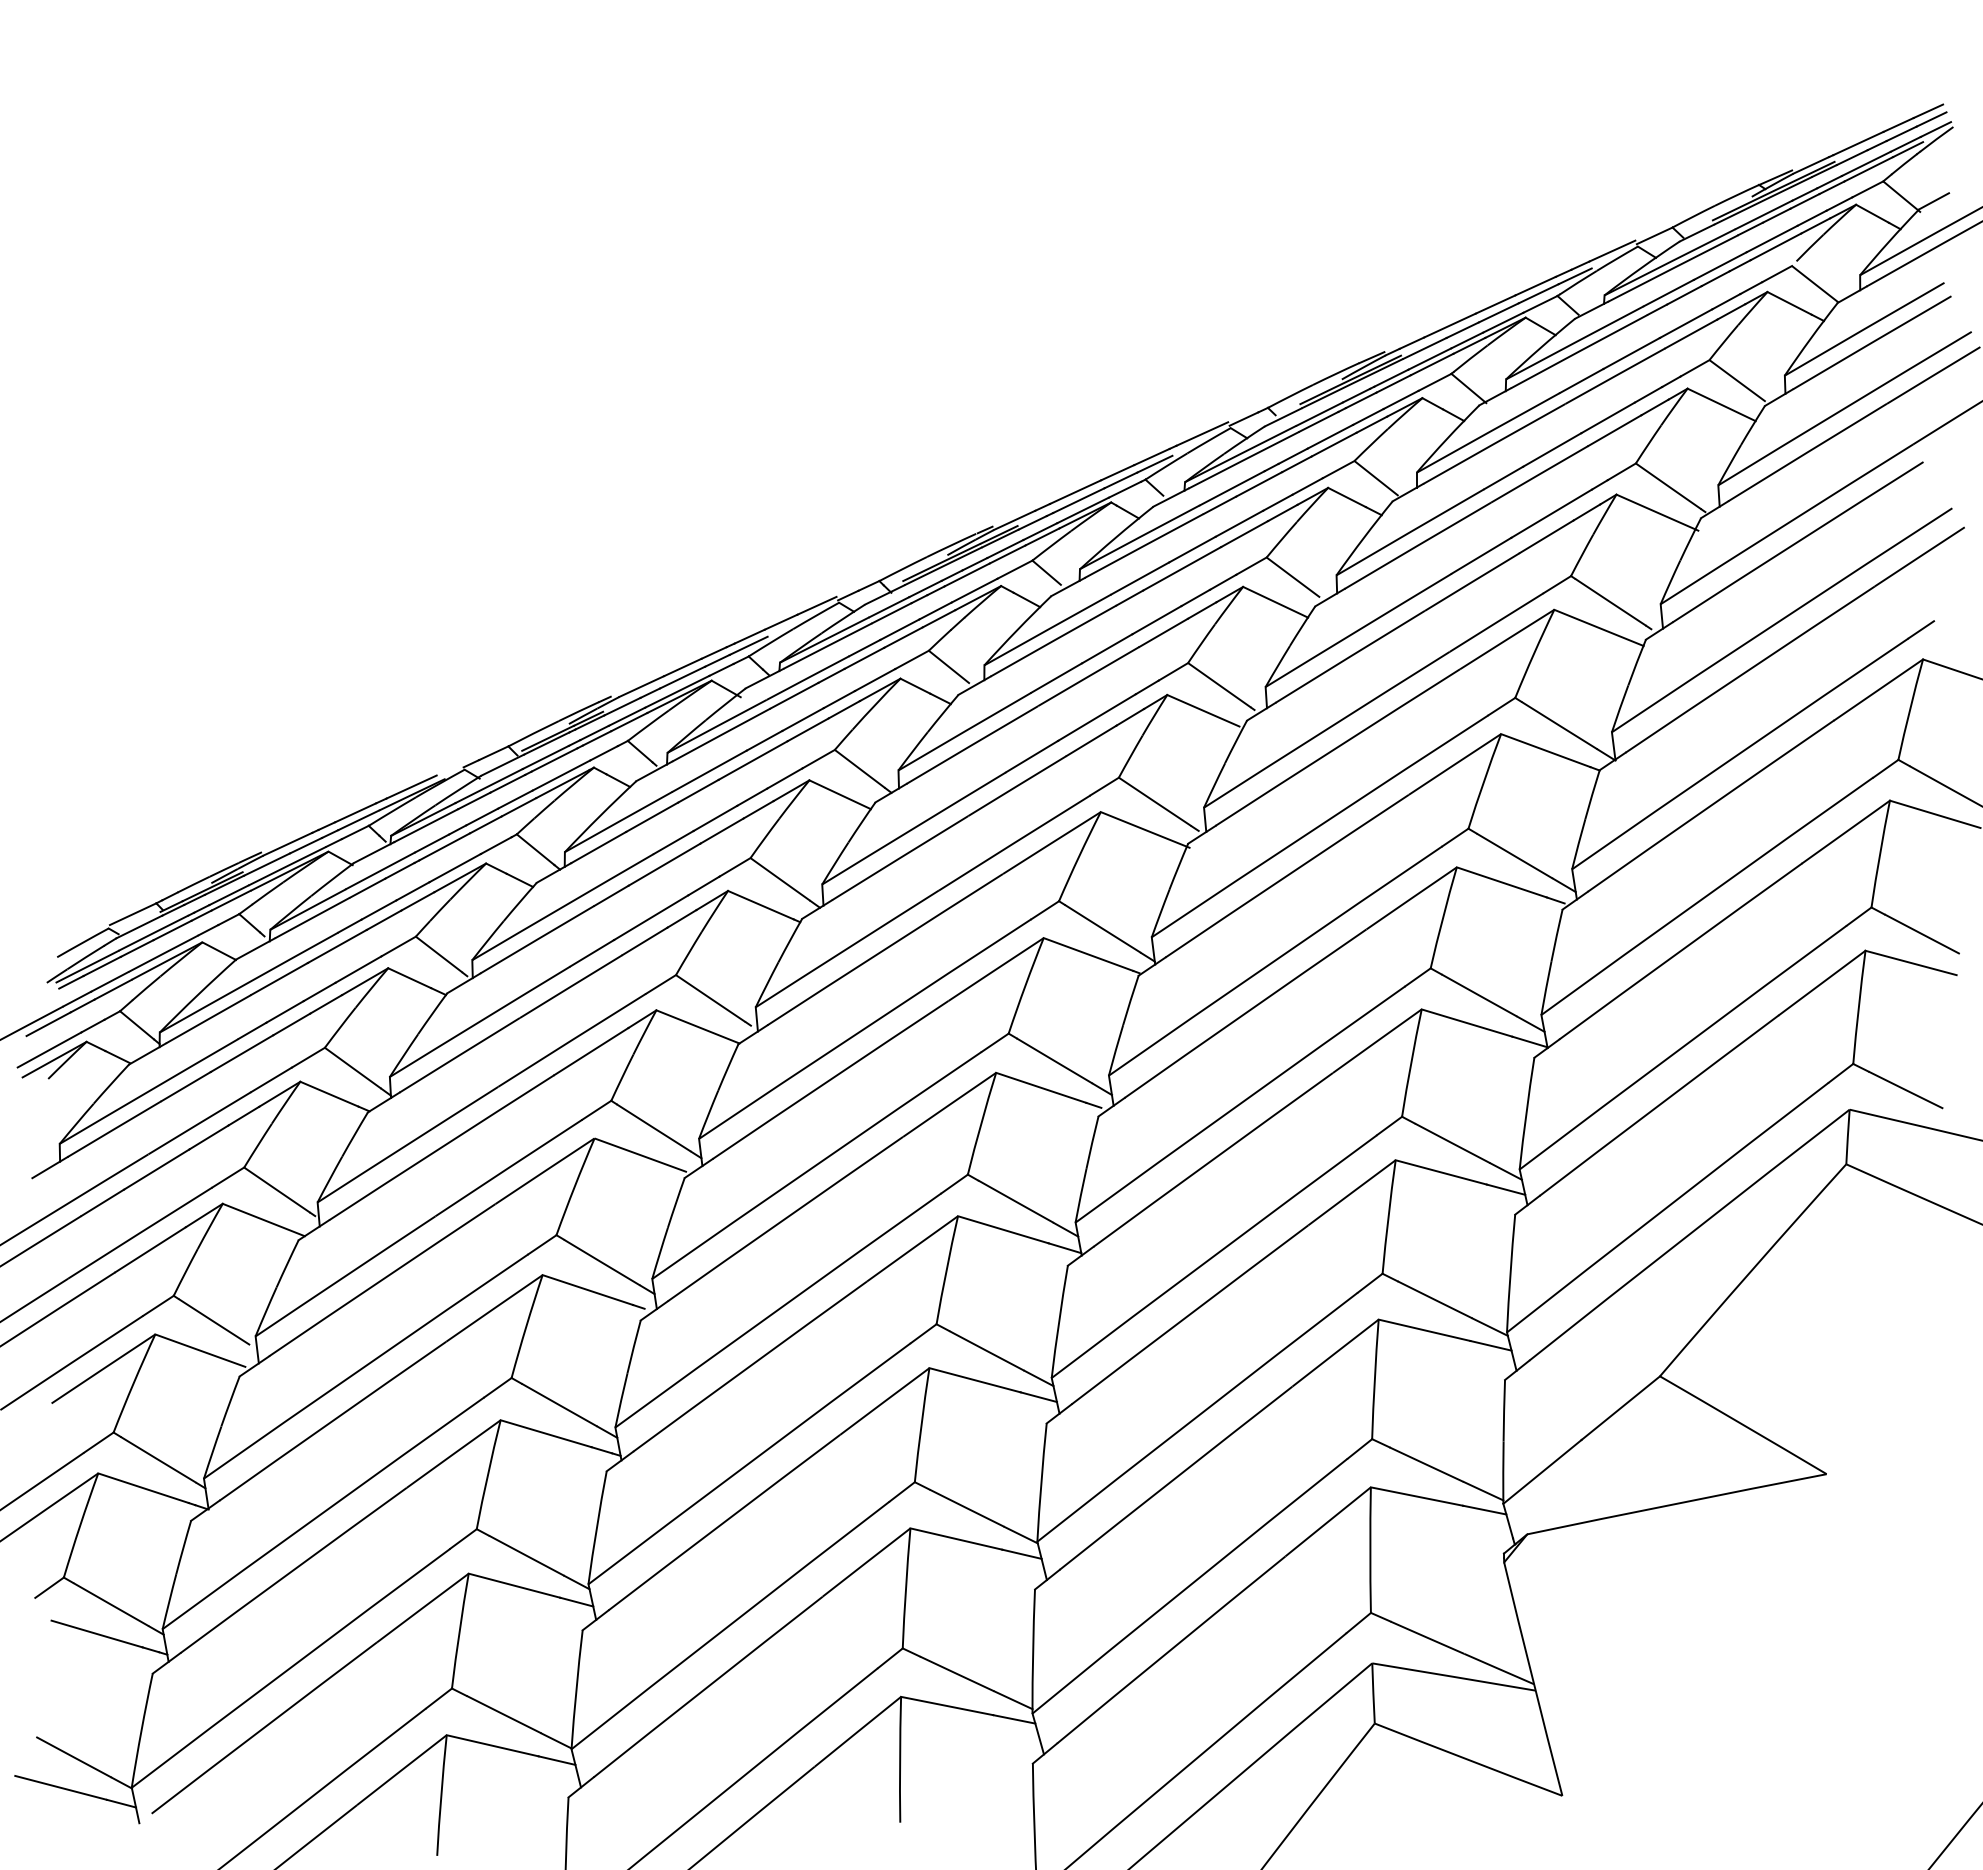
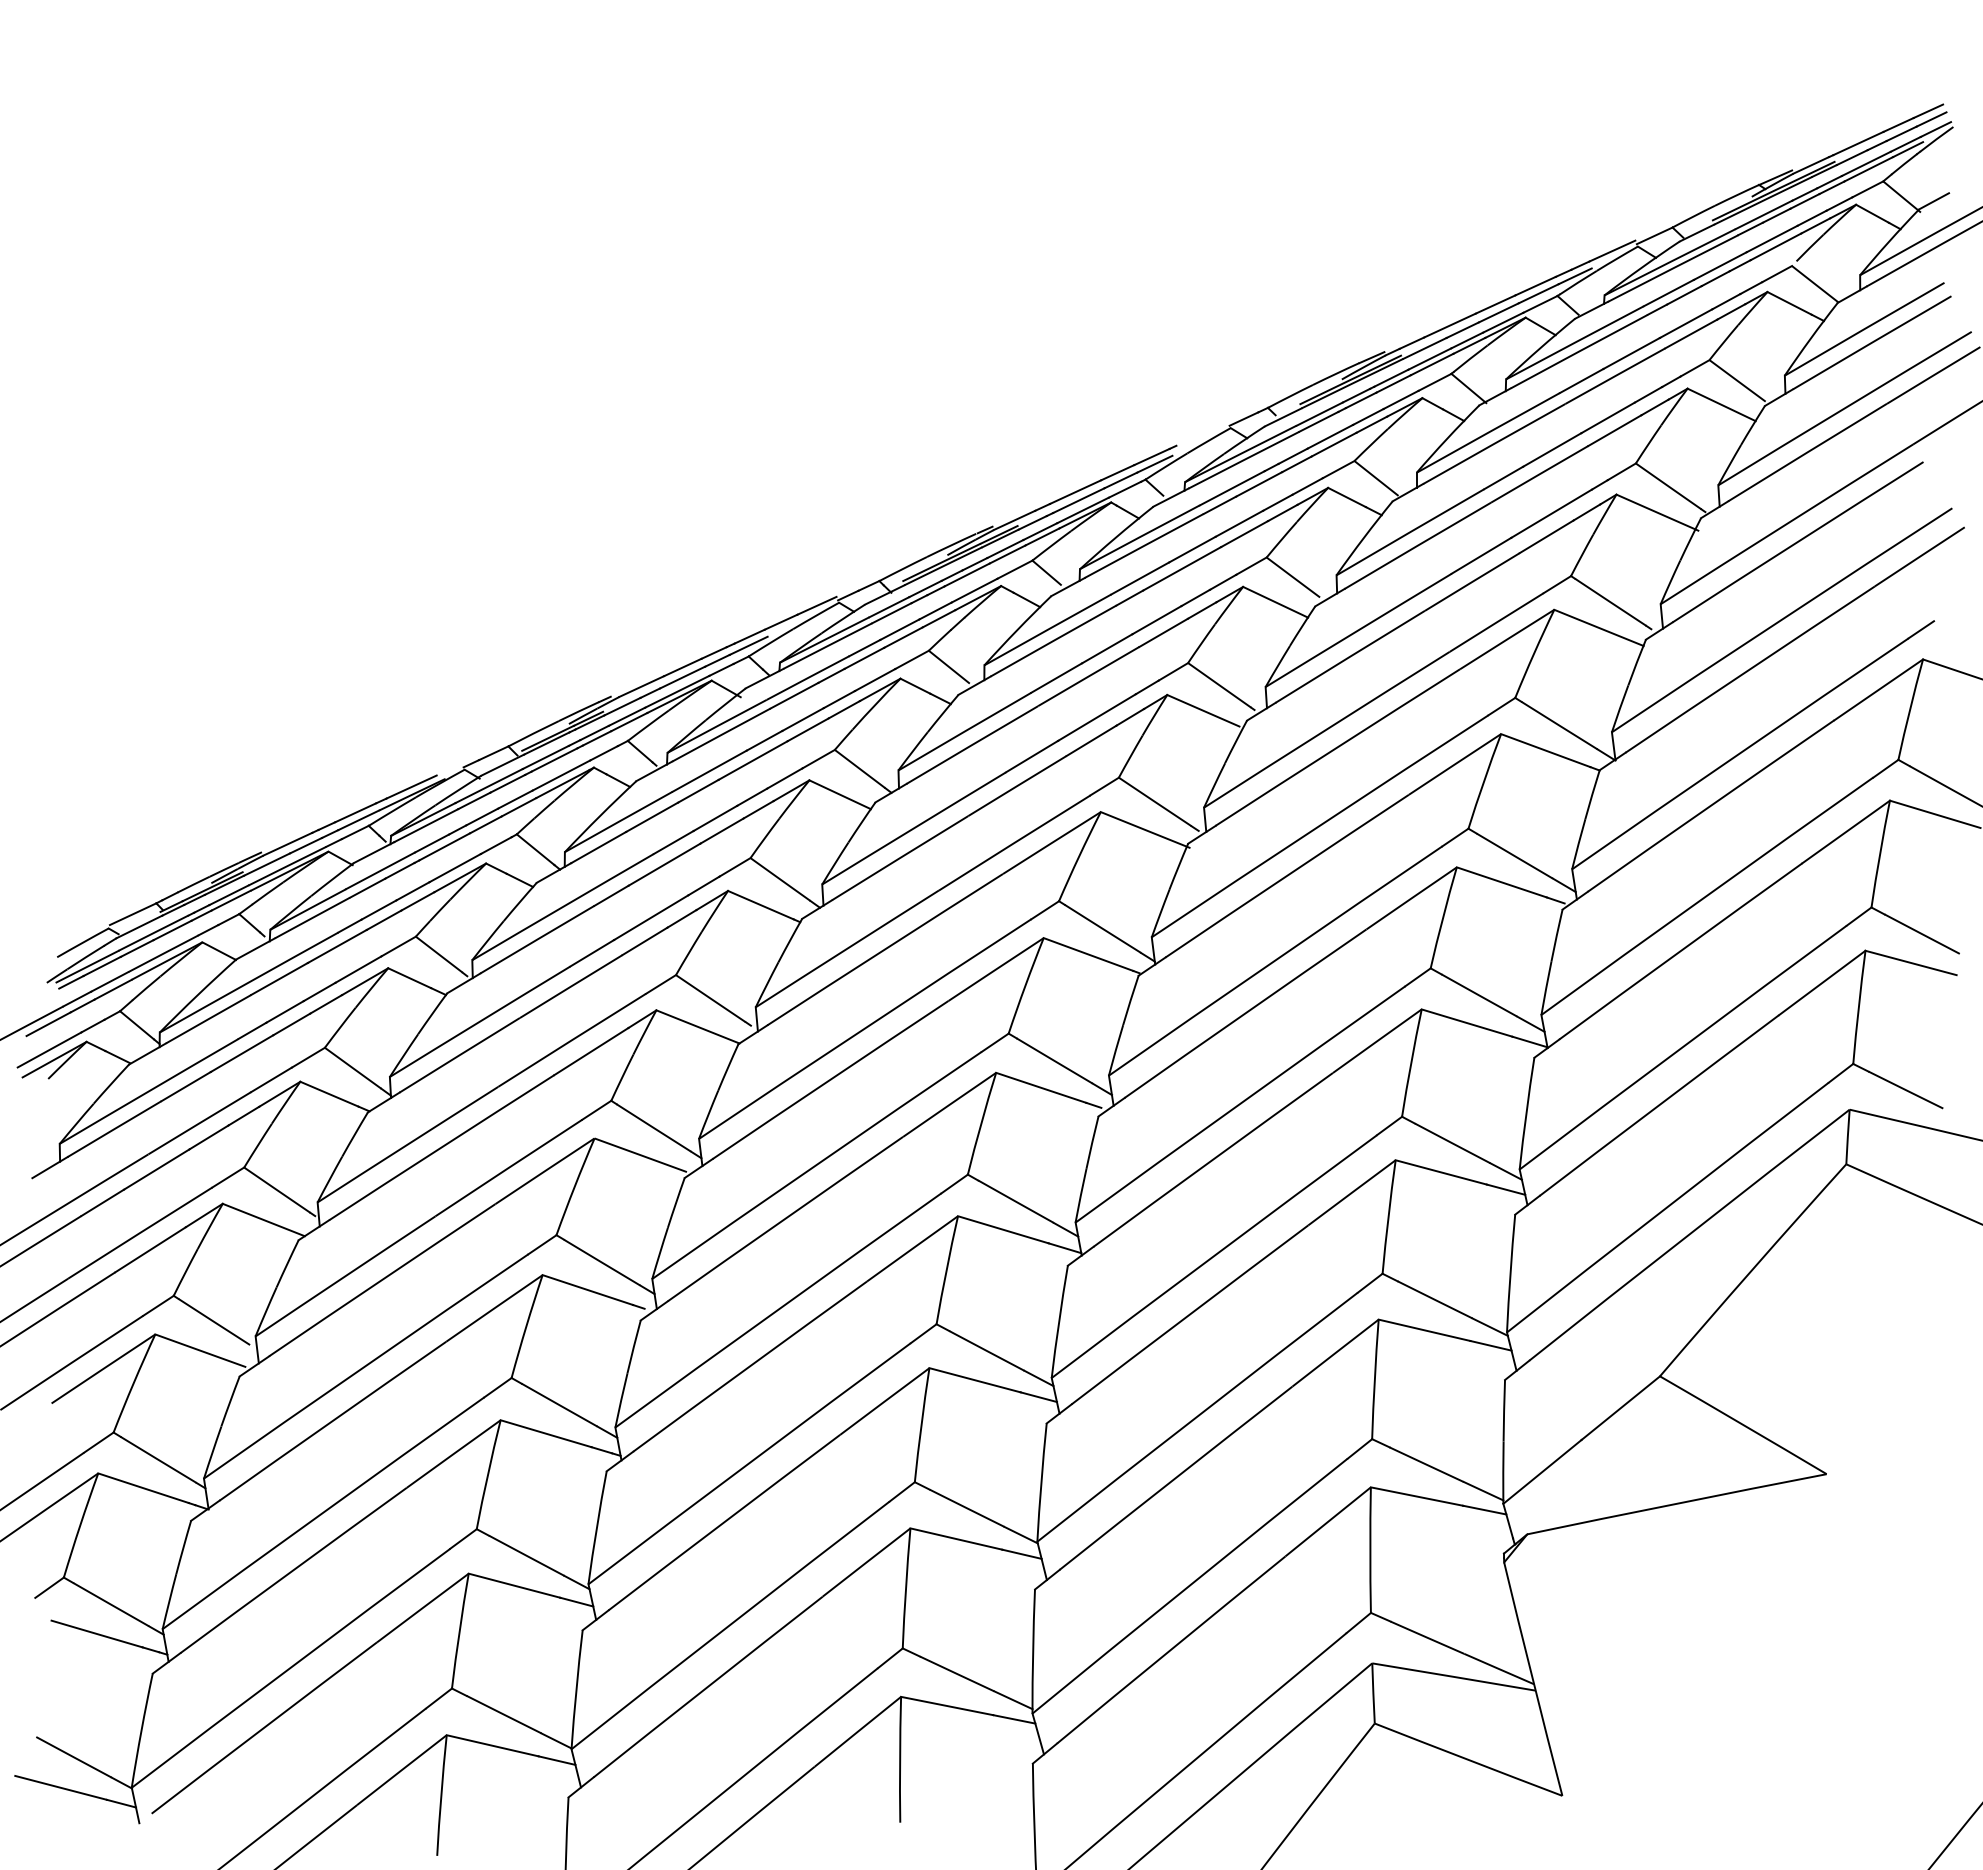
line: present -> none (1202, 433)
